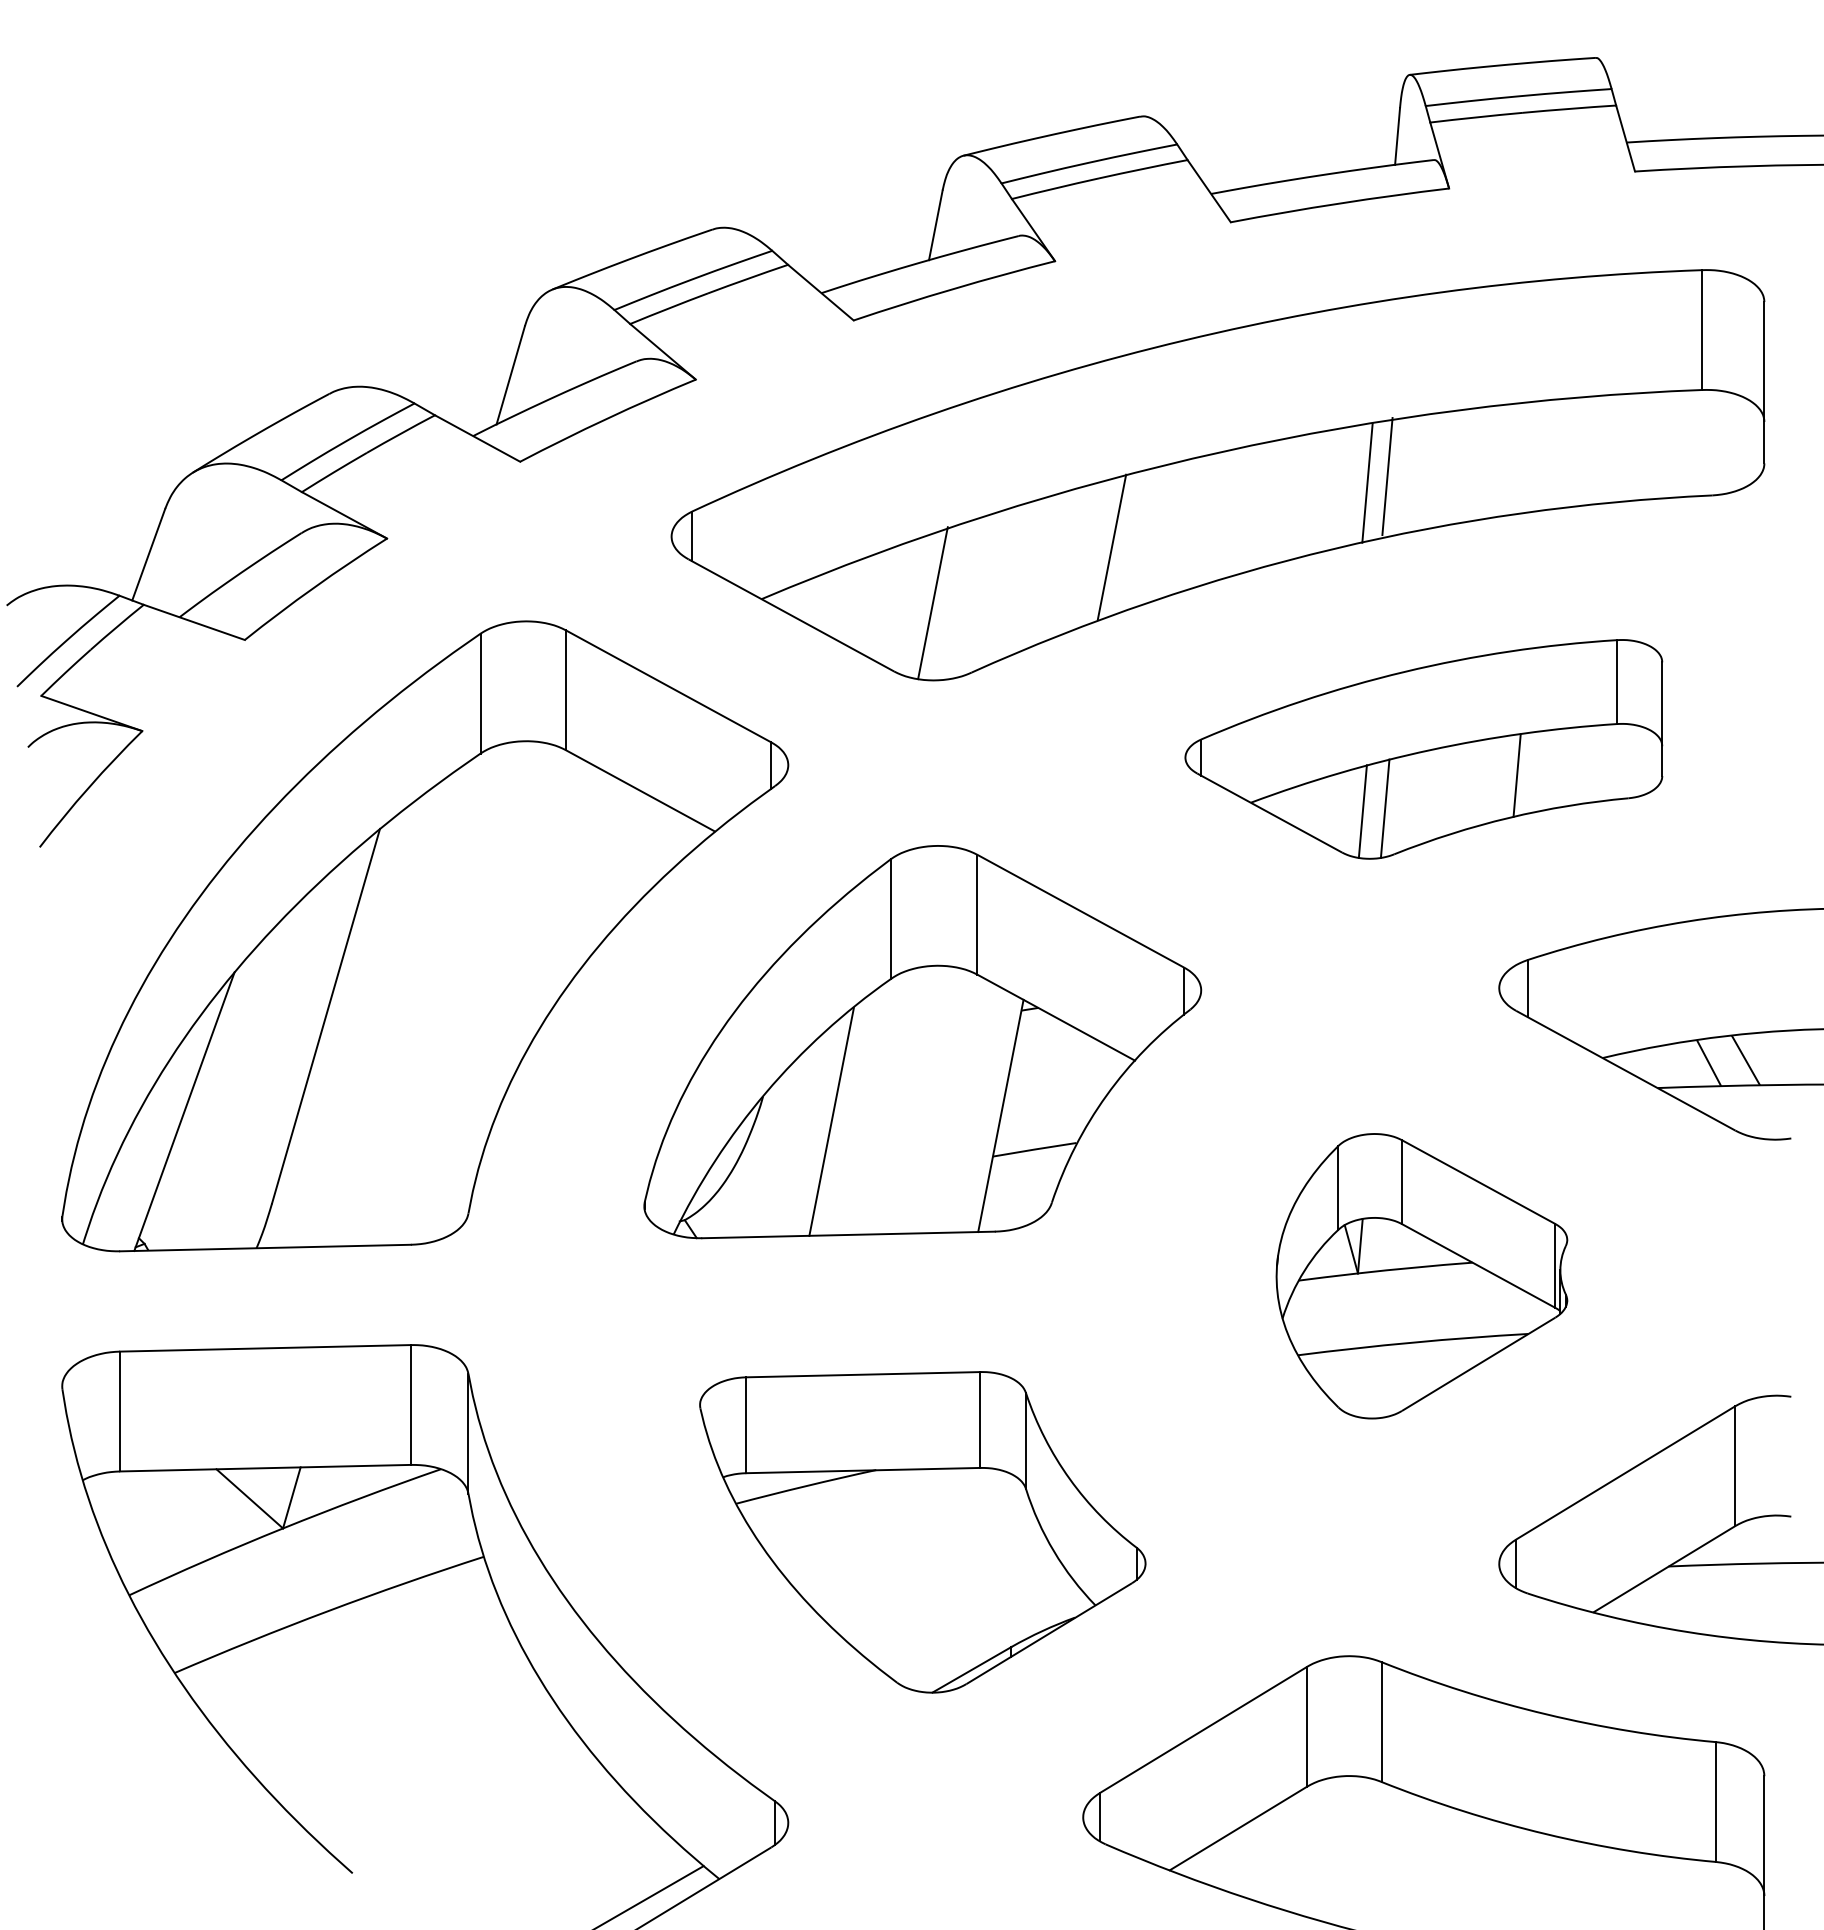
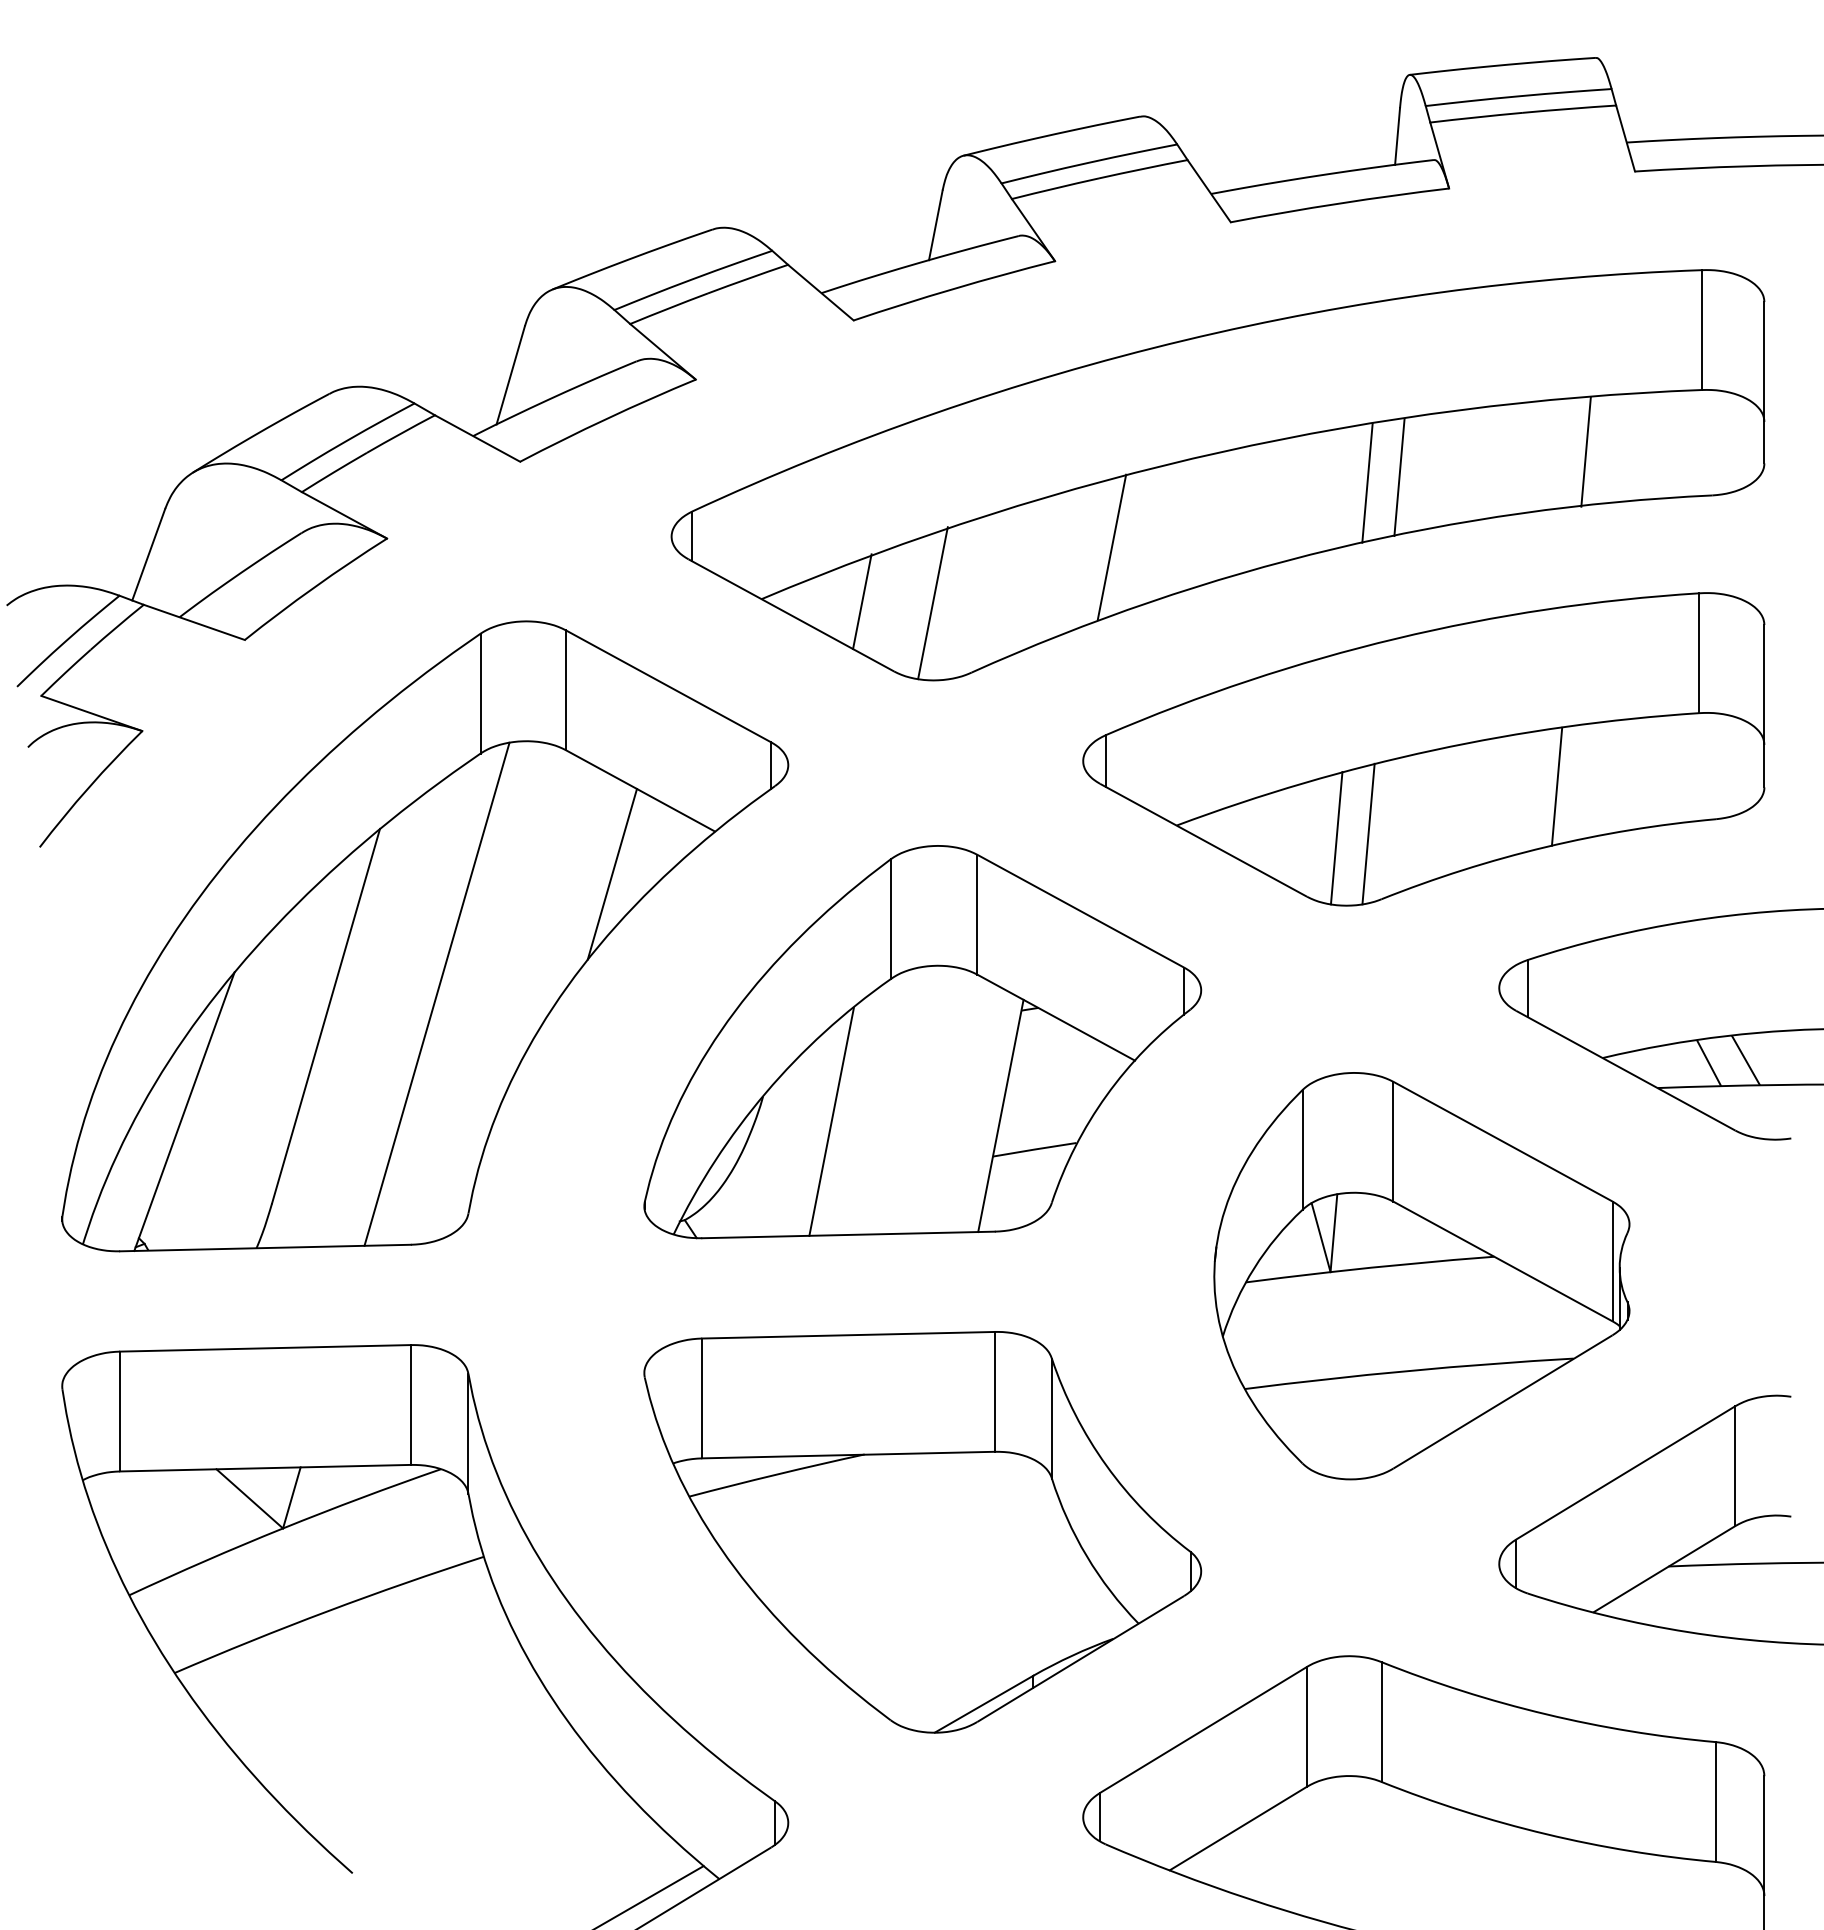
line: none -> present (1585, 451)
line position: (1387, 476) -> (1399, 477) (1399, 477)
line: none -> present (862, 601)
part size: 480x221 px -> 684x315 px (1423, 749)
line: none -> present (611, 873)
line: none -> present (436, 993)
part size: 294x287 px -> 418x409 px (1421, 1276)
part size: 448x323 px -> 560x403 px (922, 1532)
